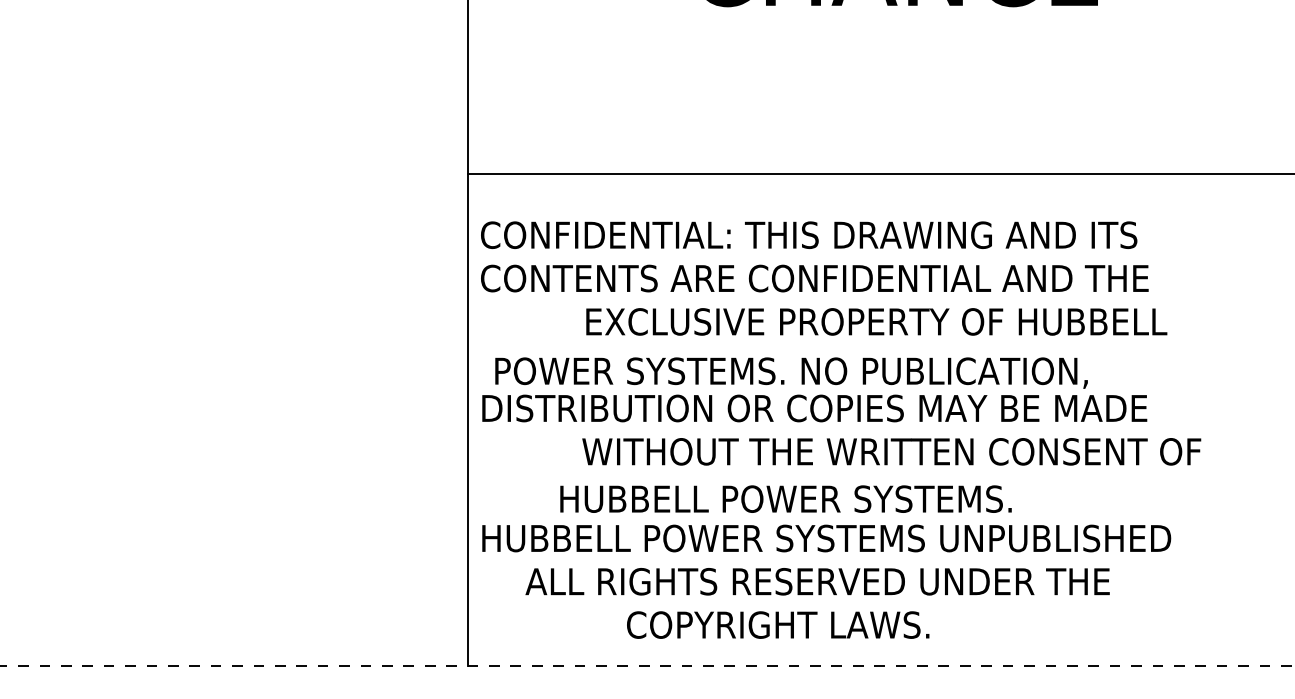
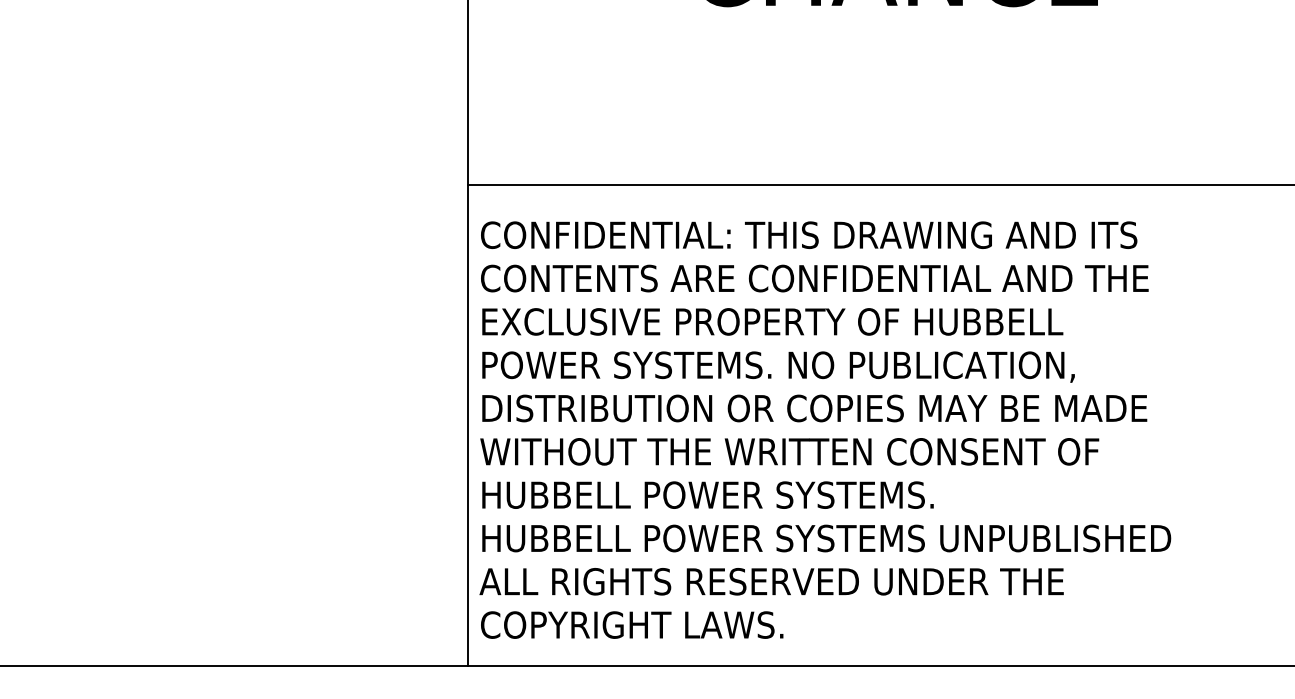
line position: (879, 173) -> (879, 184) (879, 184)
text position: (876, 321) -> (772, 321) (772, 321)
text position: (791, 372) -> (778, 366) (778, 366)
text position: (891, 451) -> (789, 451) (789, 451)
text position: (785, 498) -> (707, 494) (707, 494)
text position: (817, 581) -> (771, 581) (771, 581)
text position: (778, 624) -> (632, 624) (632, 624)
line: dashed -> solid (647, 666)
